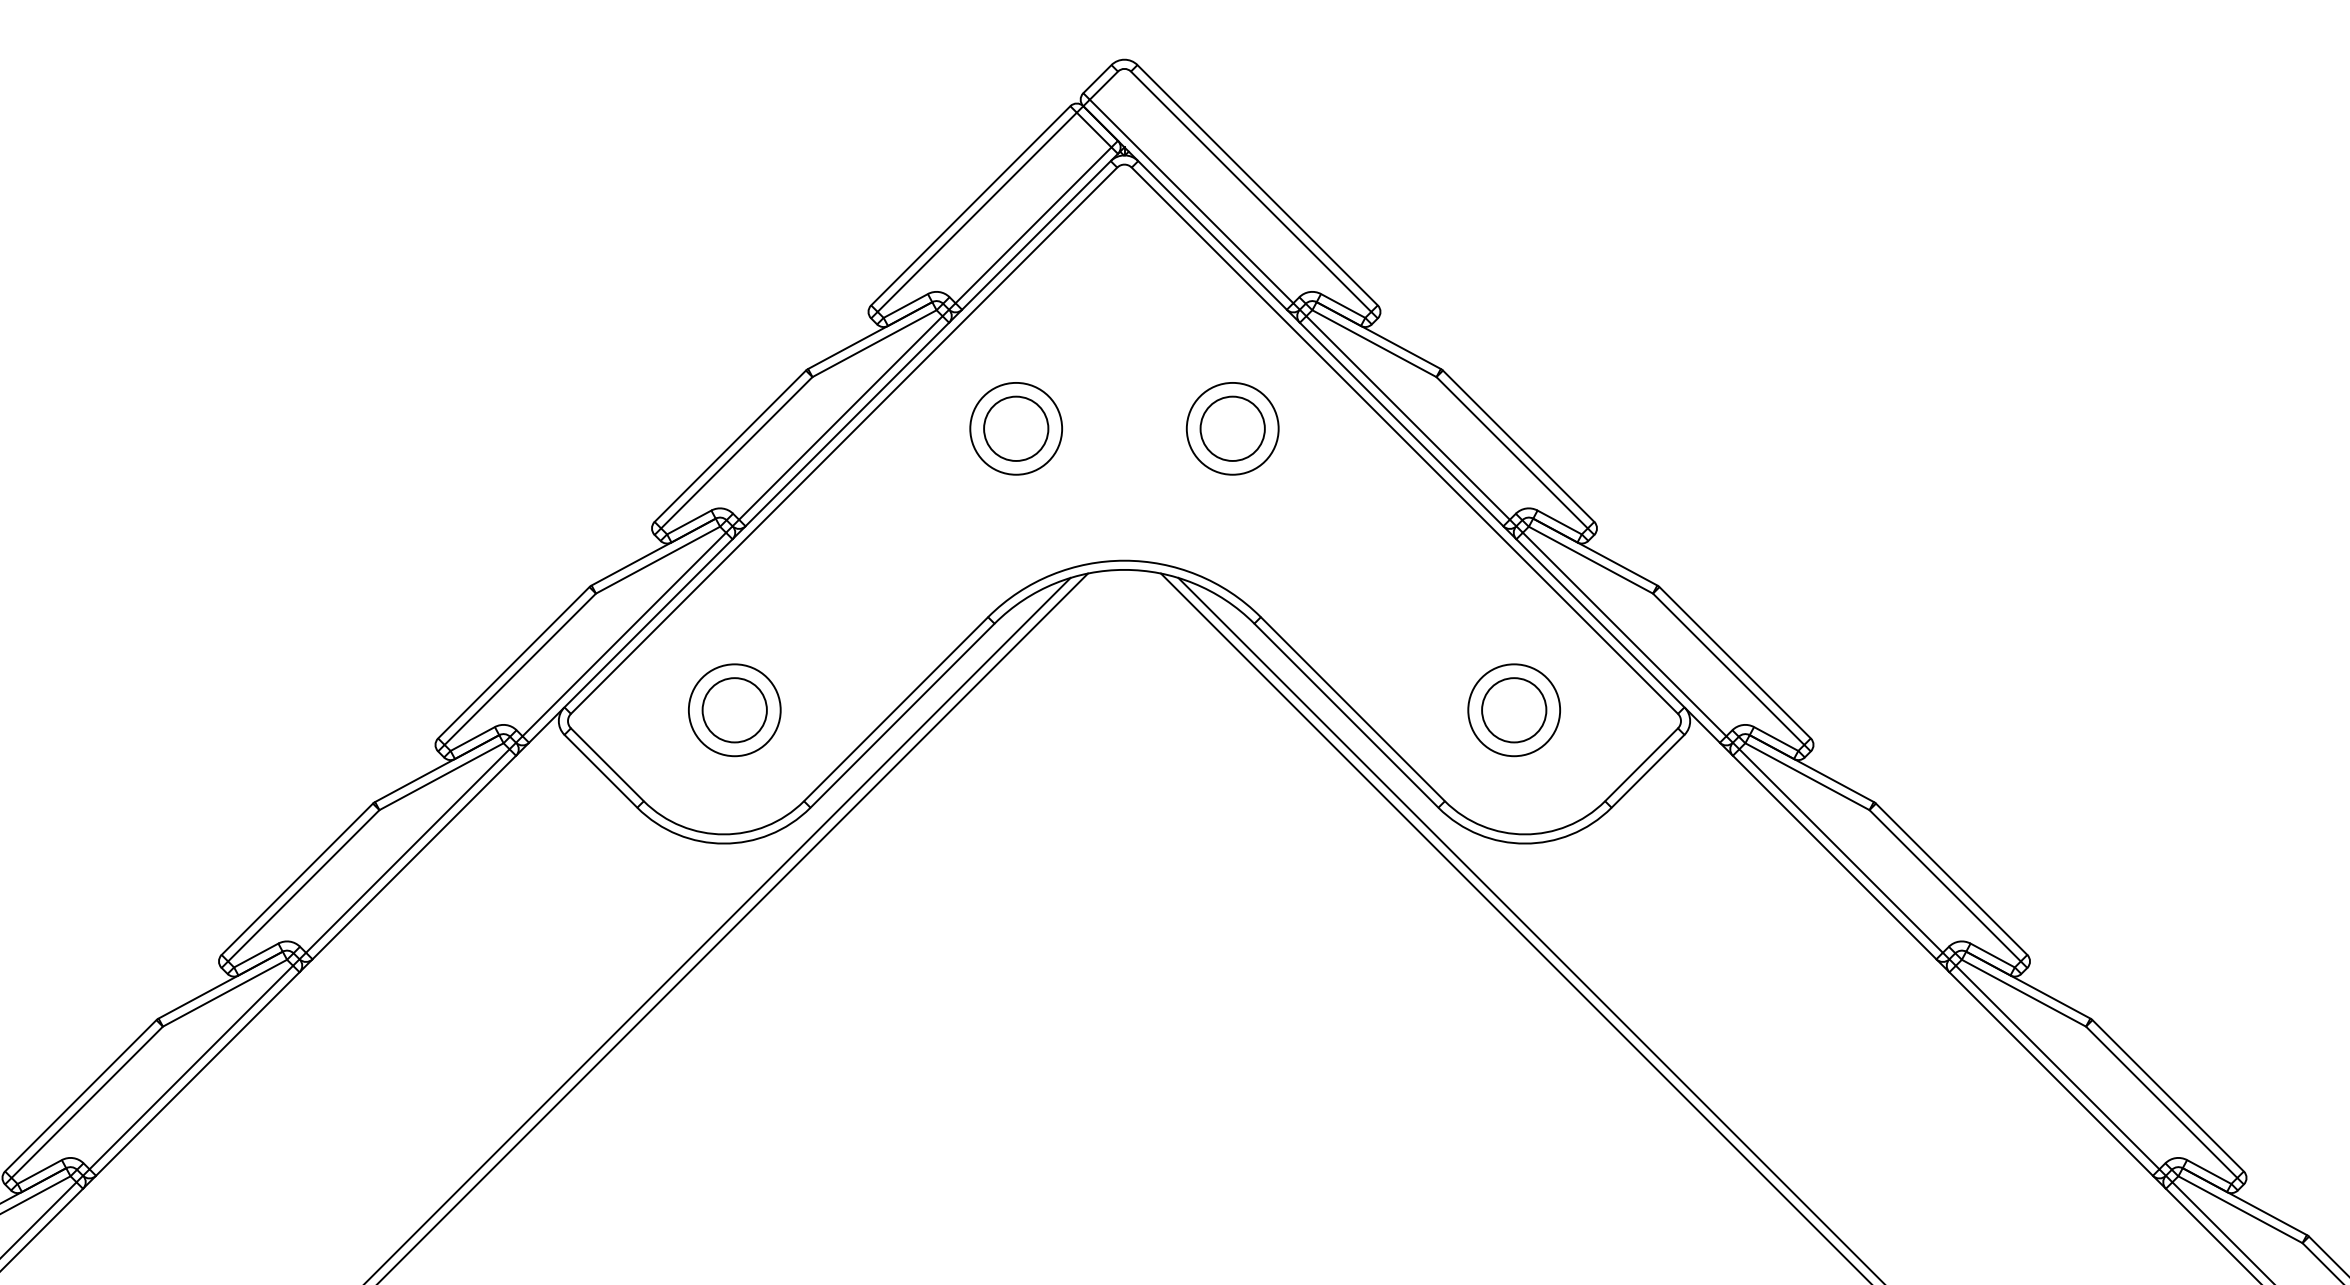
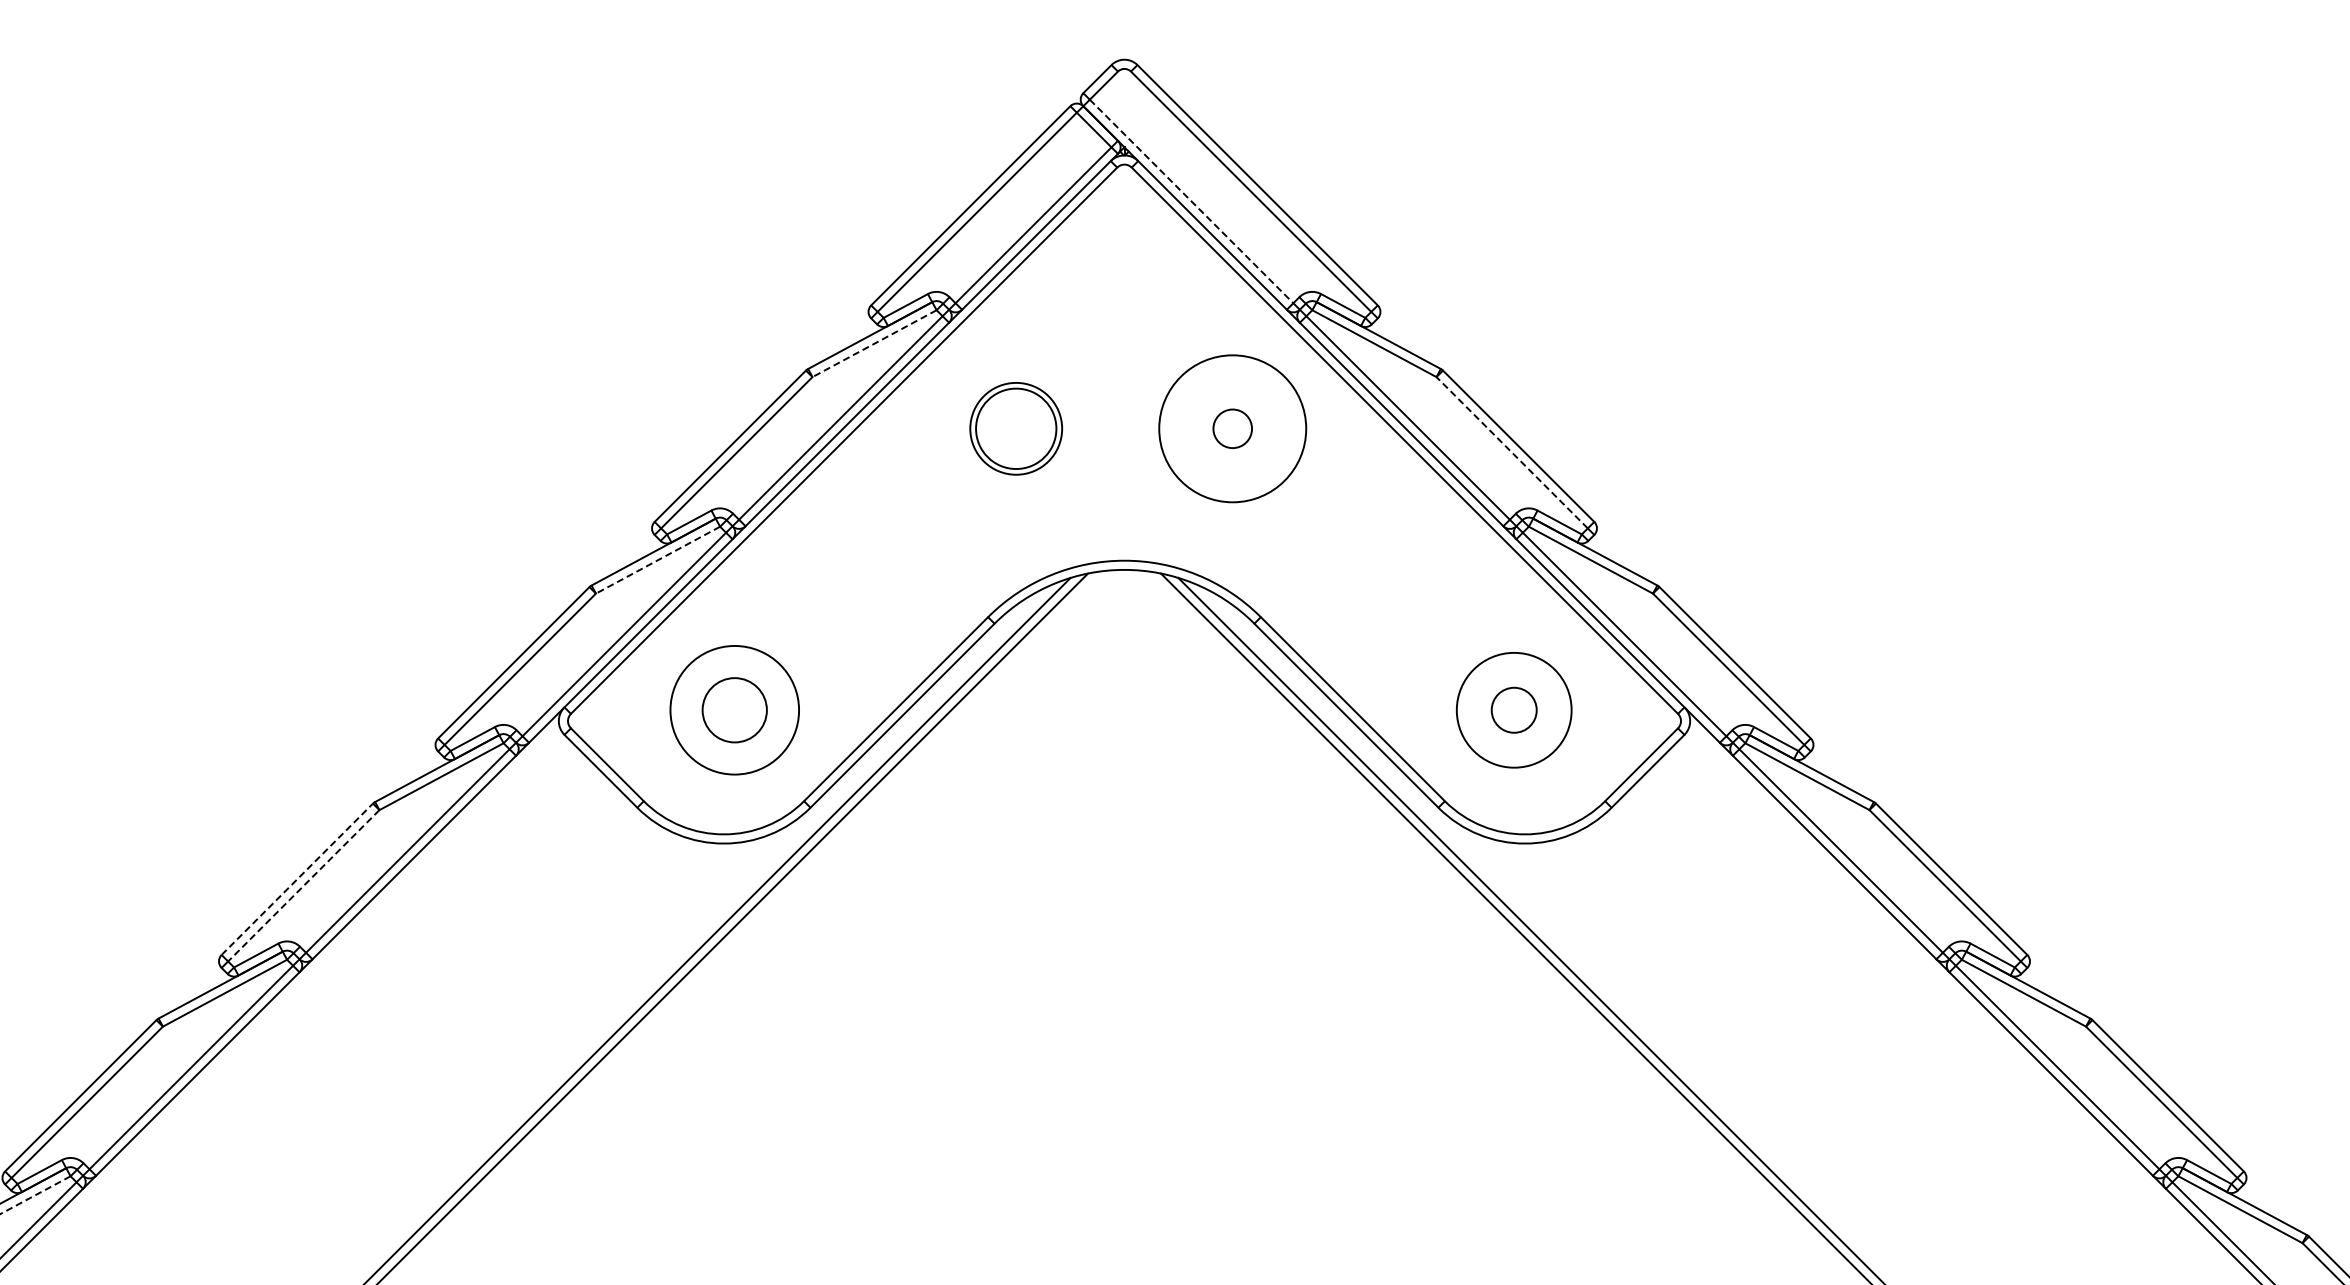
line: solid -> dashed (1191, 201)
line: solid -> dashed (874, 343)
circle diameter: 64 px -> 80 px (1016, 428)
circle diameter: 64 px -> 39 px (1232, 428)
circle diameter: 92 px -> 147 px (1232, 428)
line: solid -> dashed (1512, 452)
line: solid -> dashed (657, 560)
circle diameter: 92 px -> 129 px (734, 709)
circle diameter: 64 px -> 45 px (1513, 709)
circle diameter: 92 px -> 115 px (1513, 709)
line: solid -> dashed (297, 879)
line: solid -> dashed (303, 885)
line: solid -> dashed (35, 1195)
